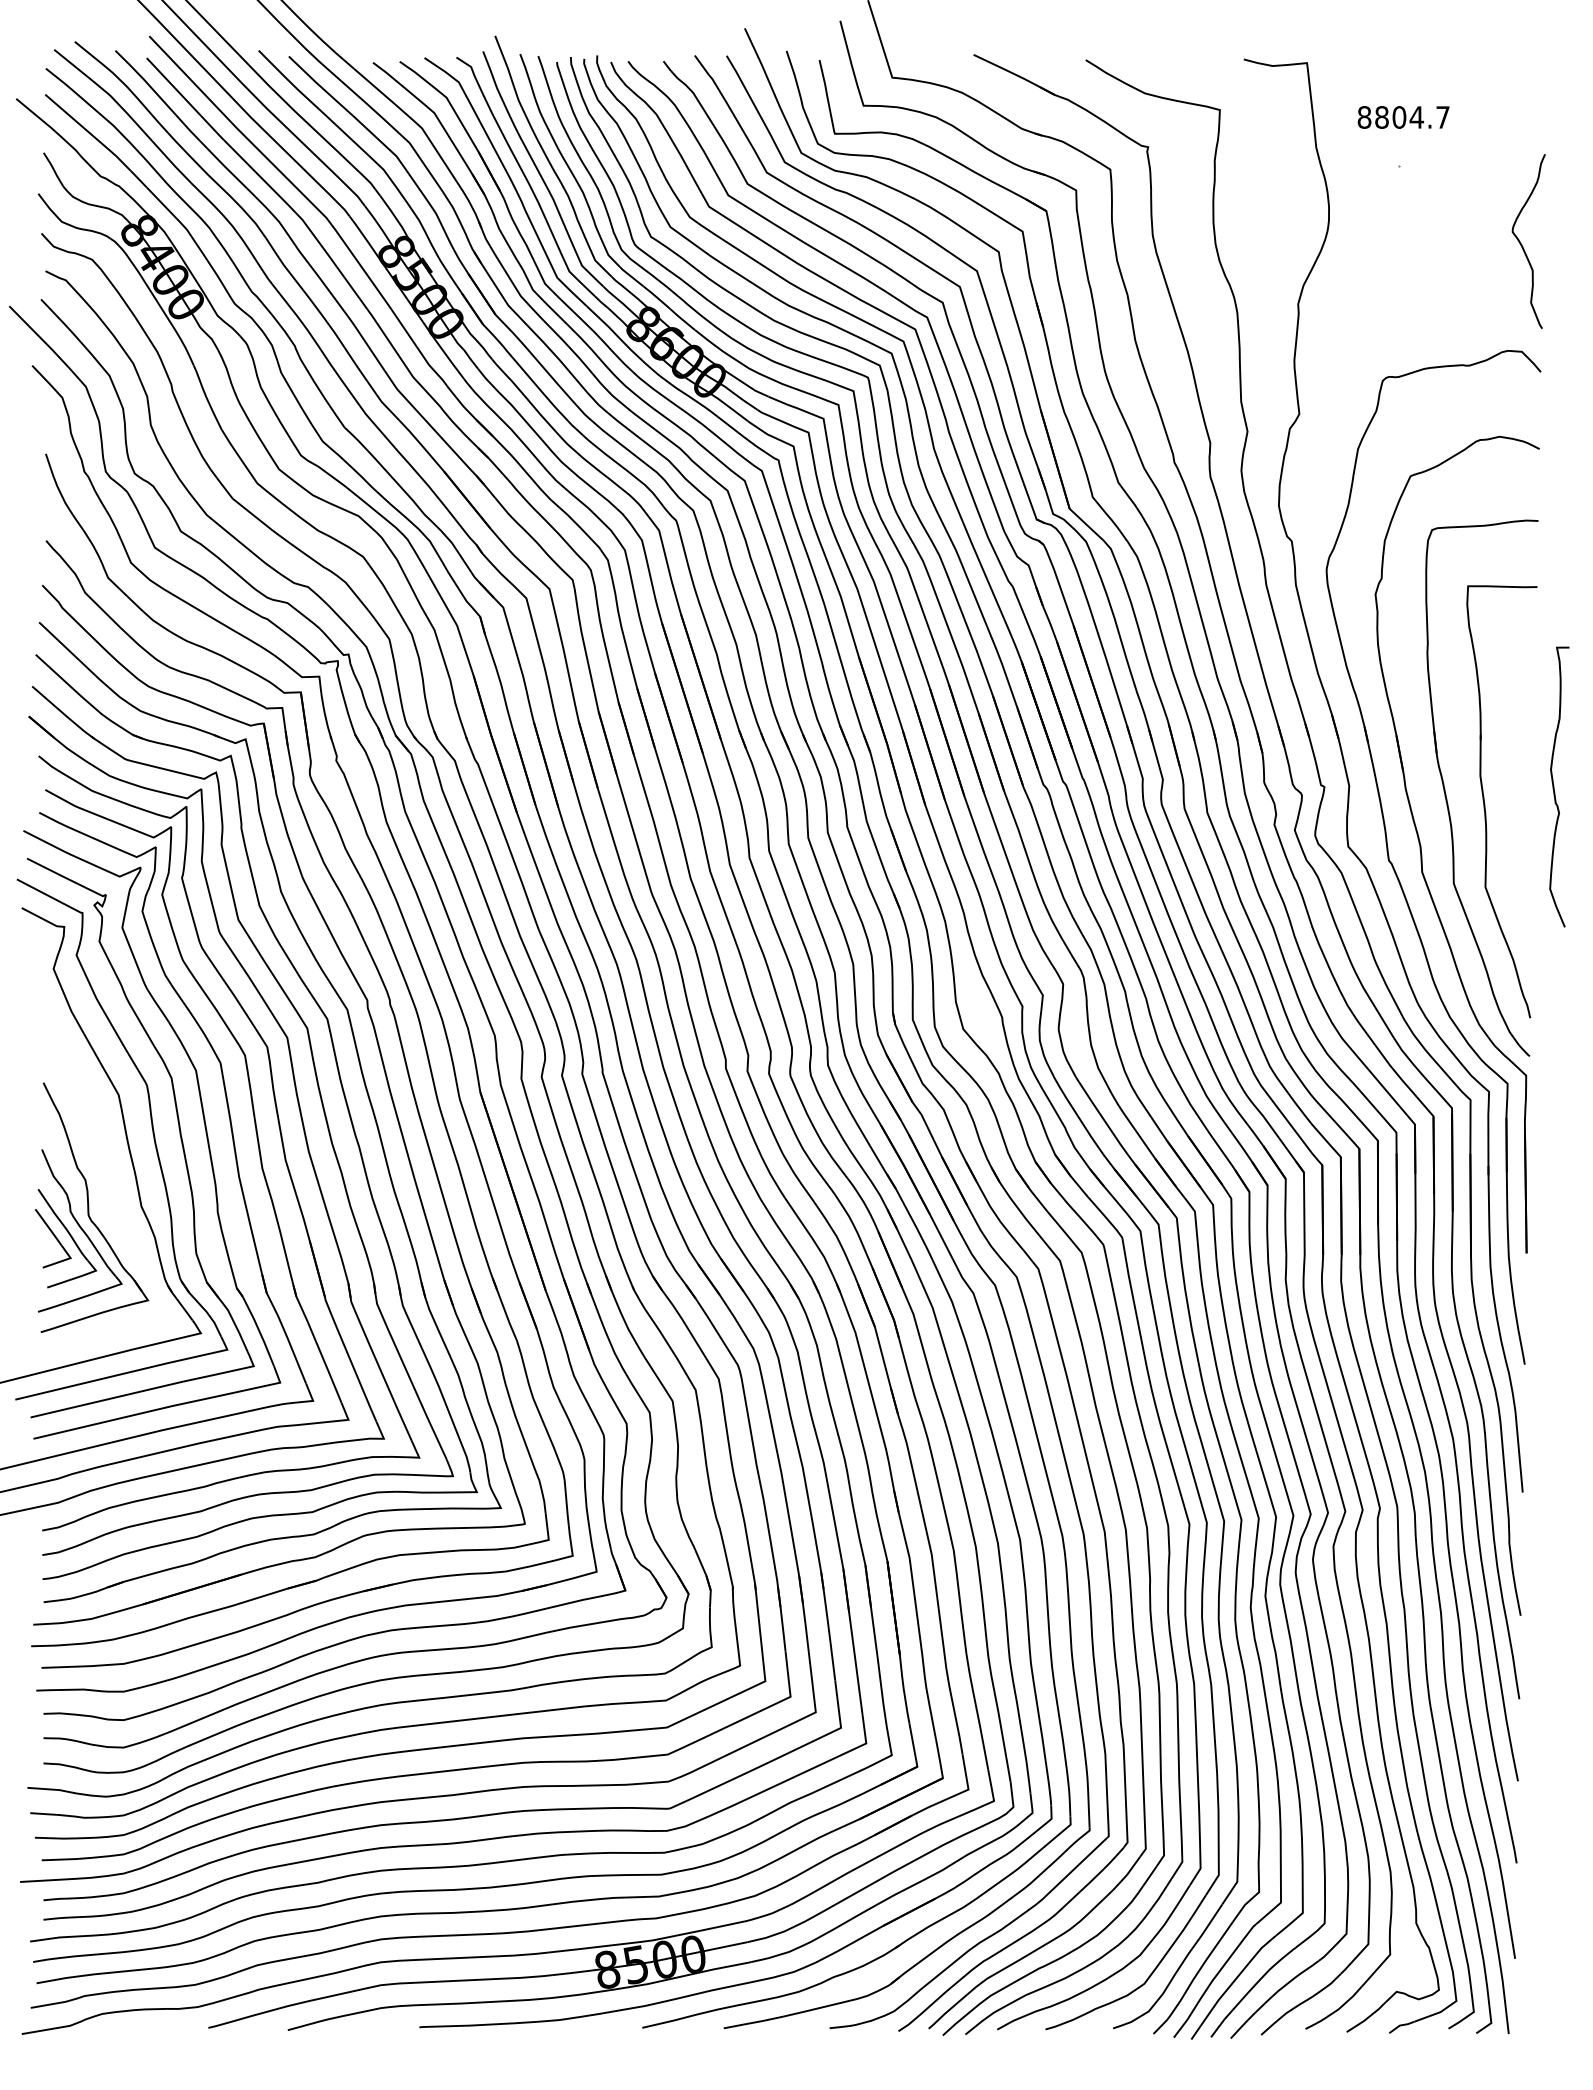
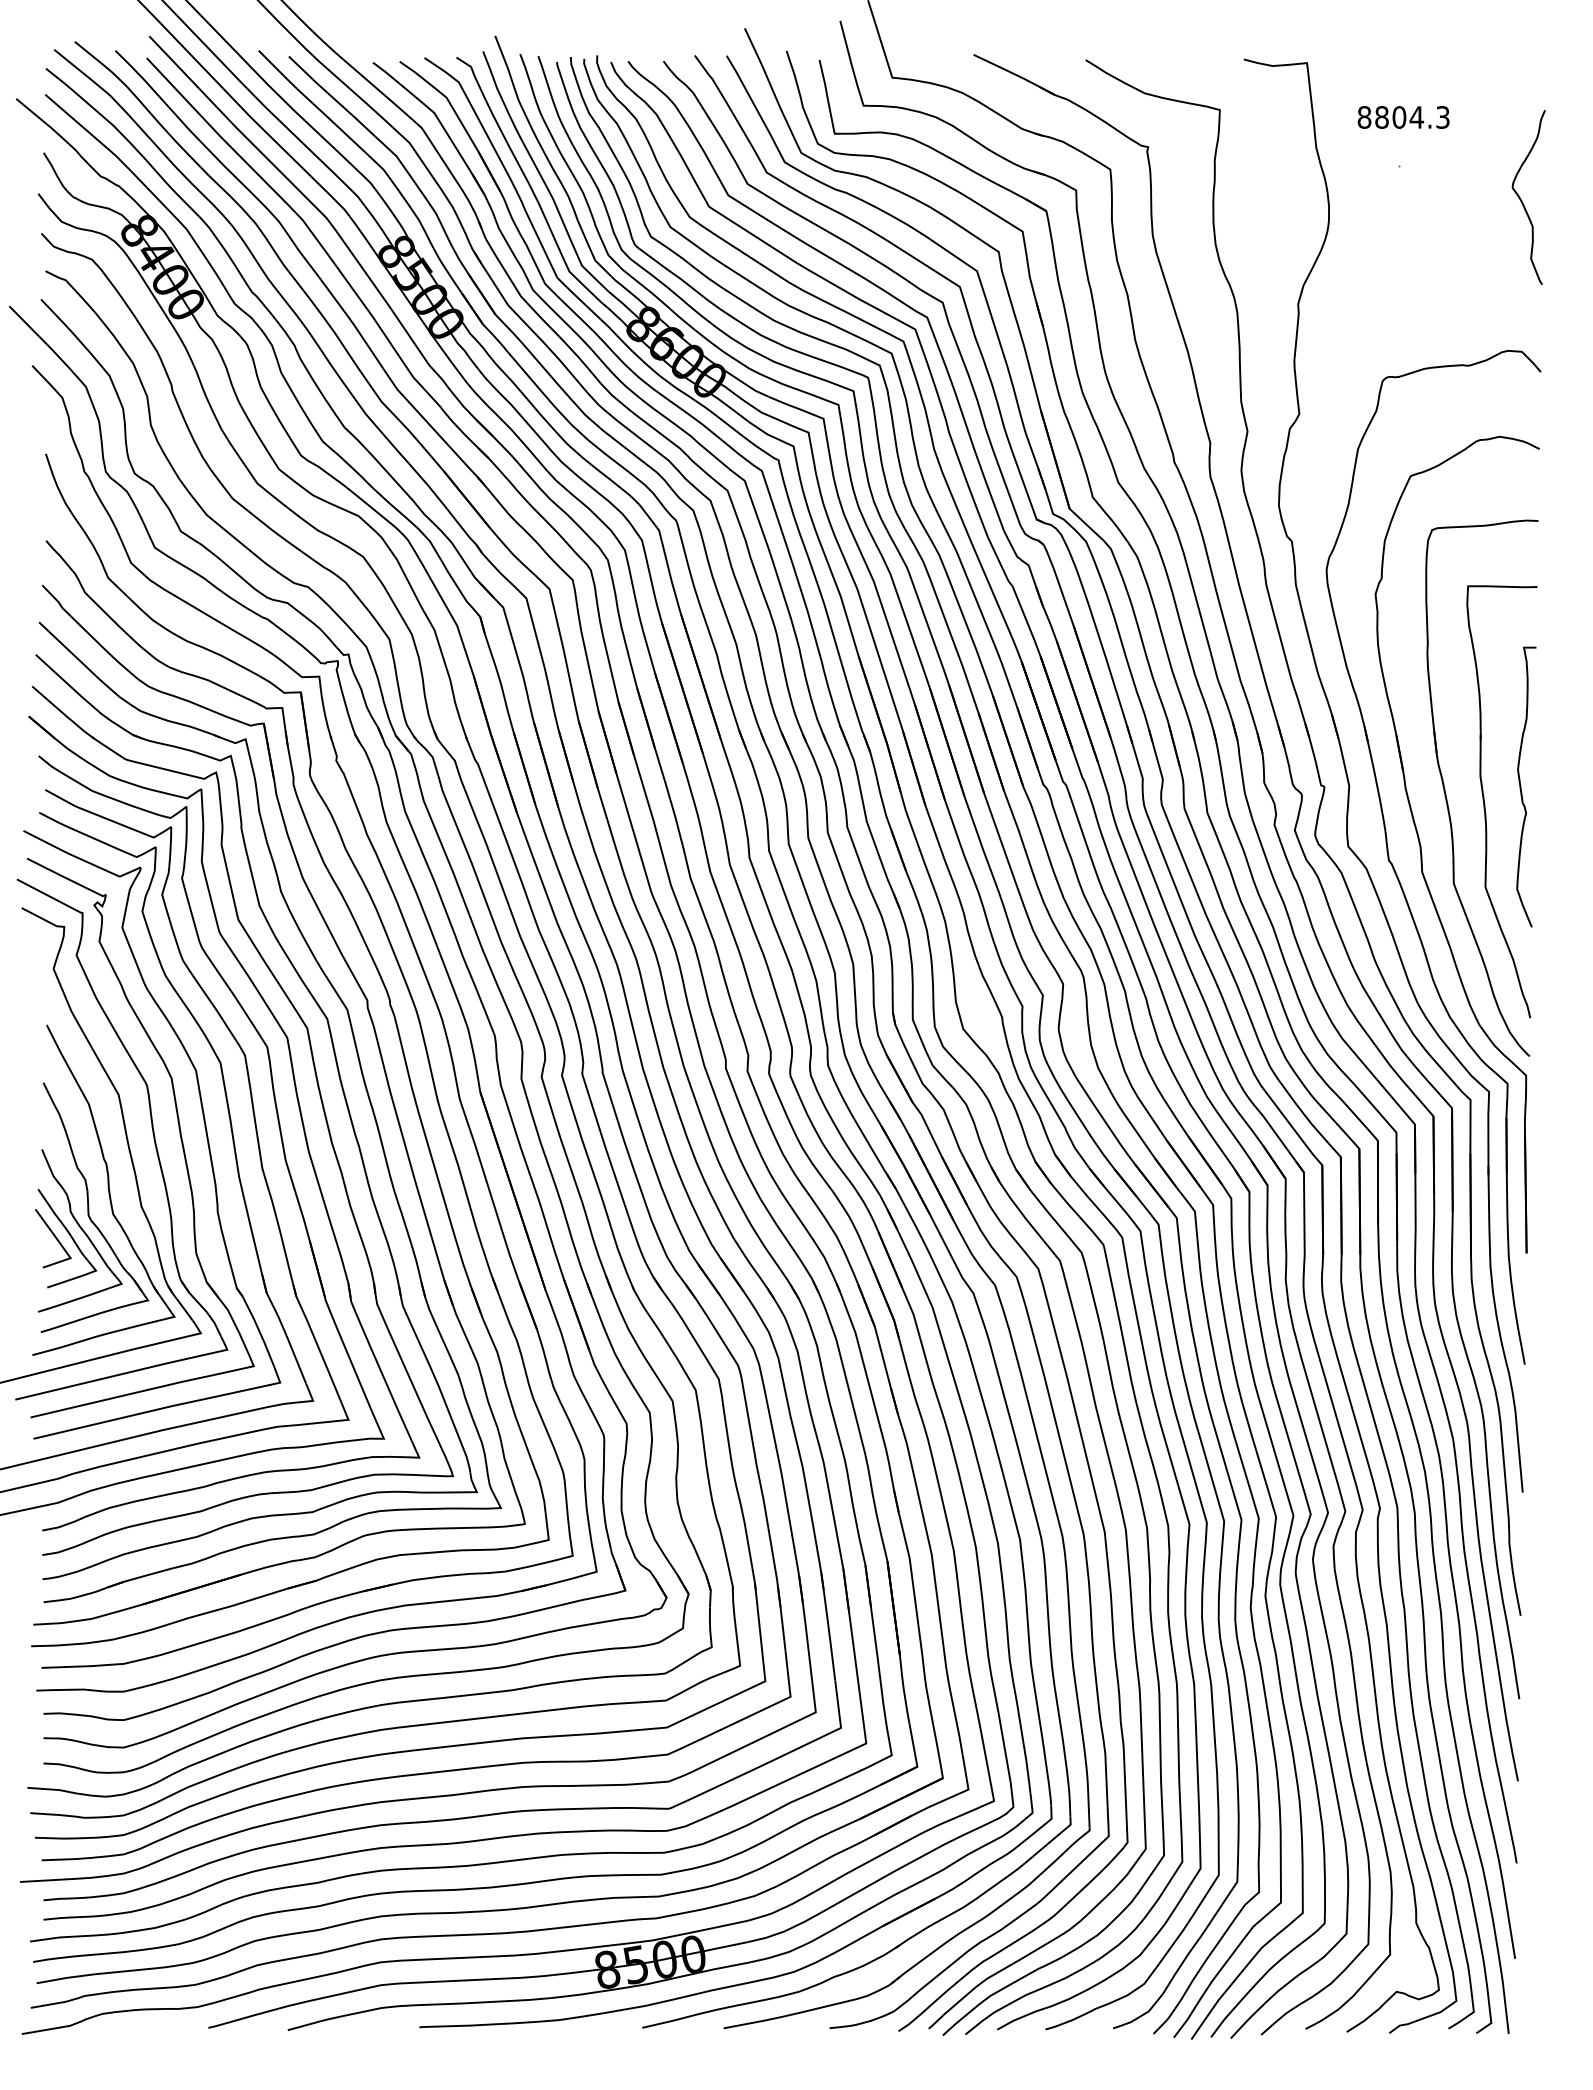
text: 8804.7 -> 8804.3 (1442, 117)
curve position: (1522, 244) -> (1522, 200) (1522, 200)
curve position: (1554, 786) -> (1521, 786) (1521, 786)
part: none -> present (103, 1189)
